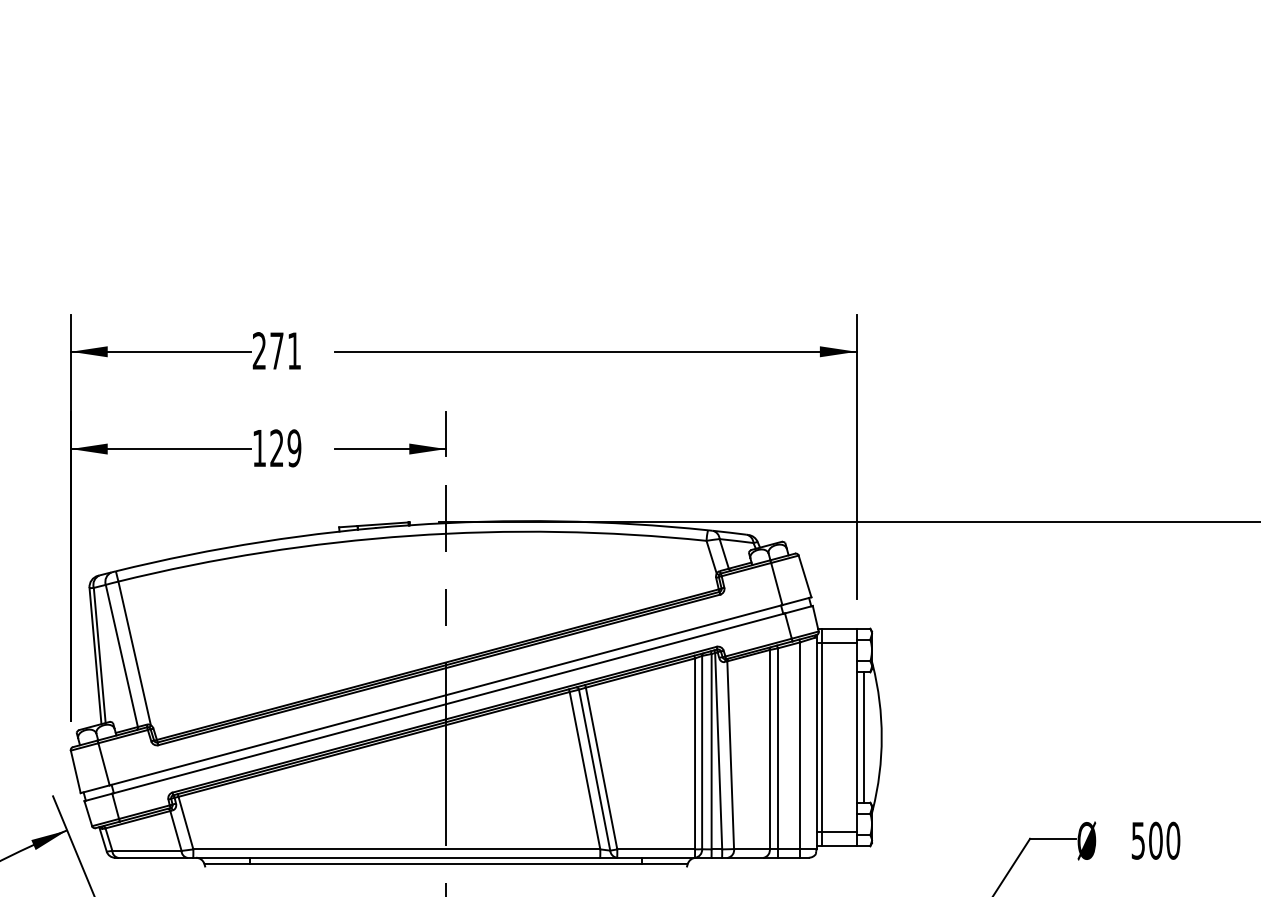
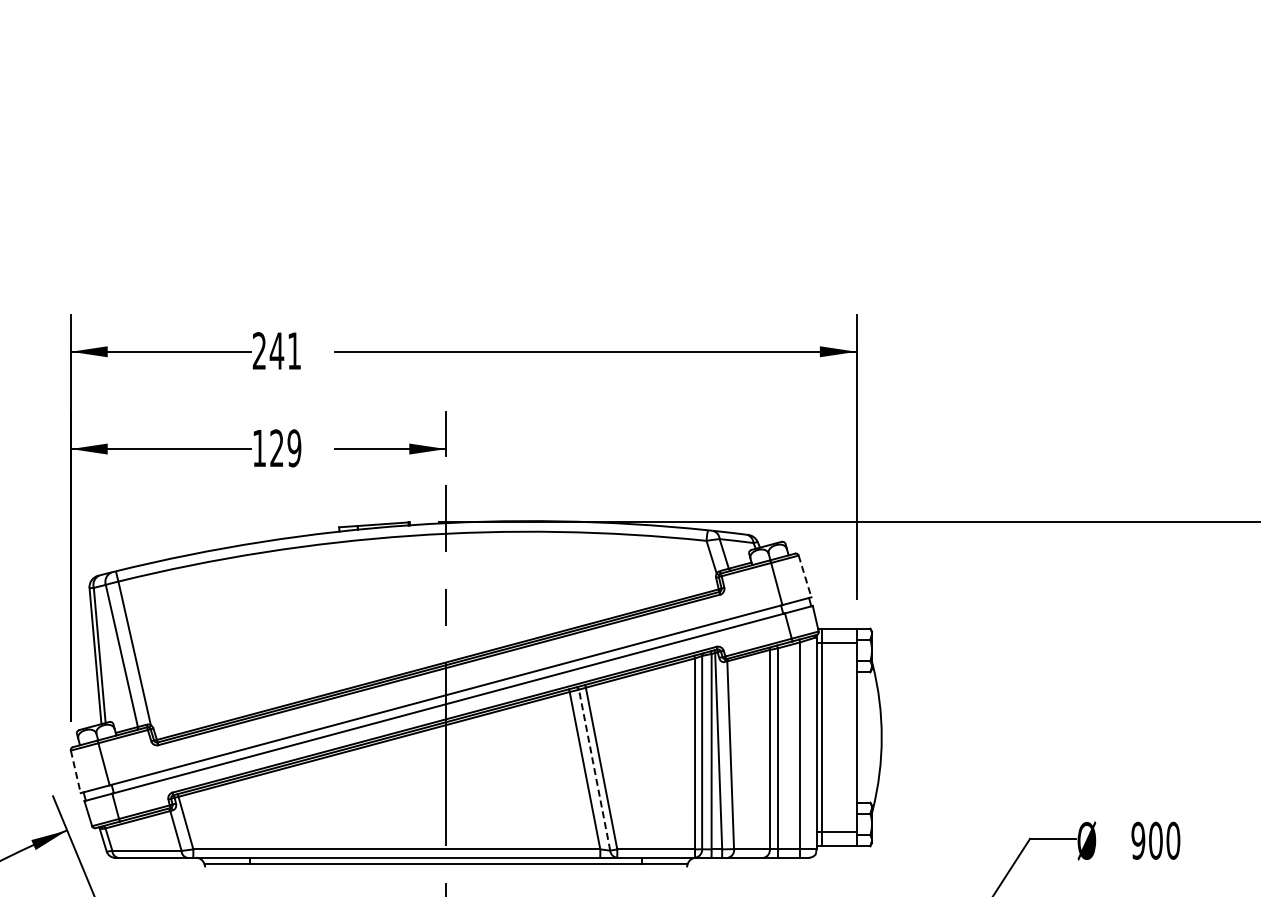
text: 271 -> 241 (276, 350)
line: solid -> dashed (805, 576)
line: present -> none (863, 737)
line: solid -> dashed (594, 770)
line: solid -> dashed (75, 771)
text: 500 -> 900 (1138, 840)
